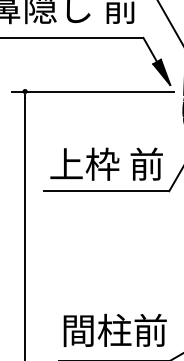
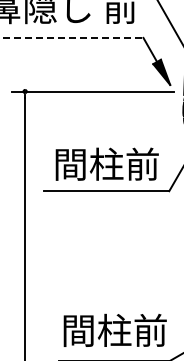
line: solid -> dashed (71, 37)
text: 上枠 前 -> 間柱前 (106, 163)
